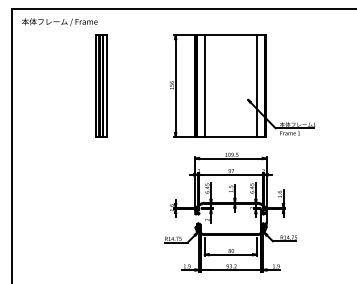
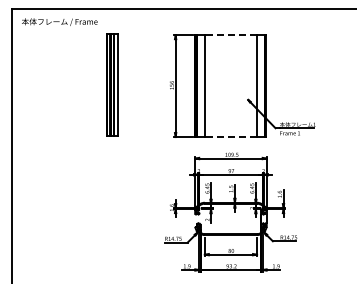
line: solid -> dashed (230, 35)
part position: (101, 85) -> (112, 84) (112, 84)
line: solid -> dashed (230, 137)
